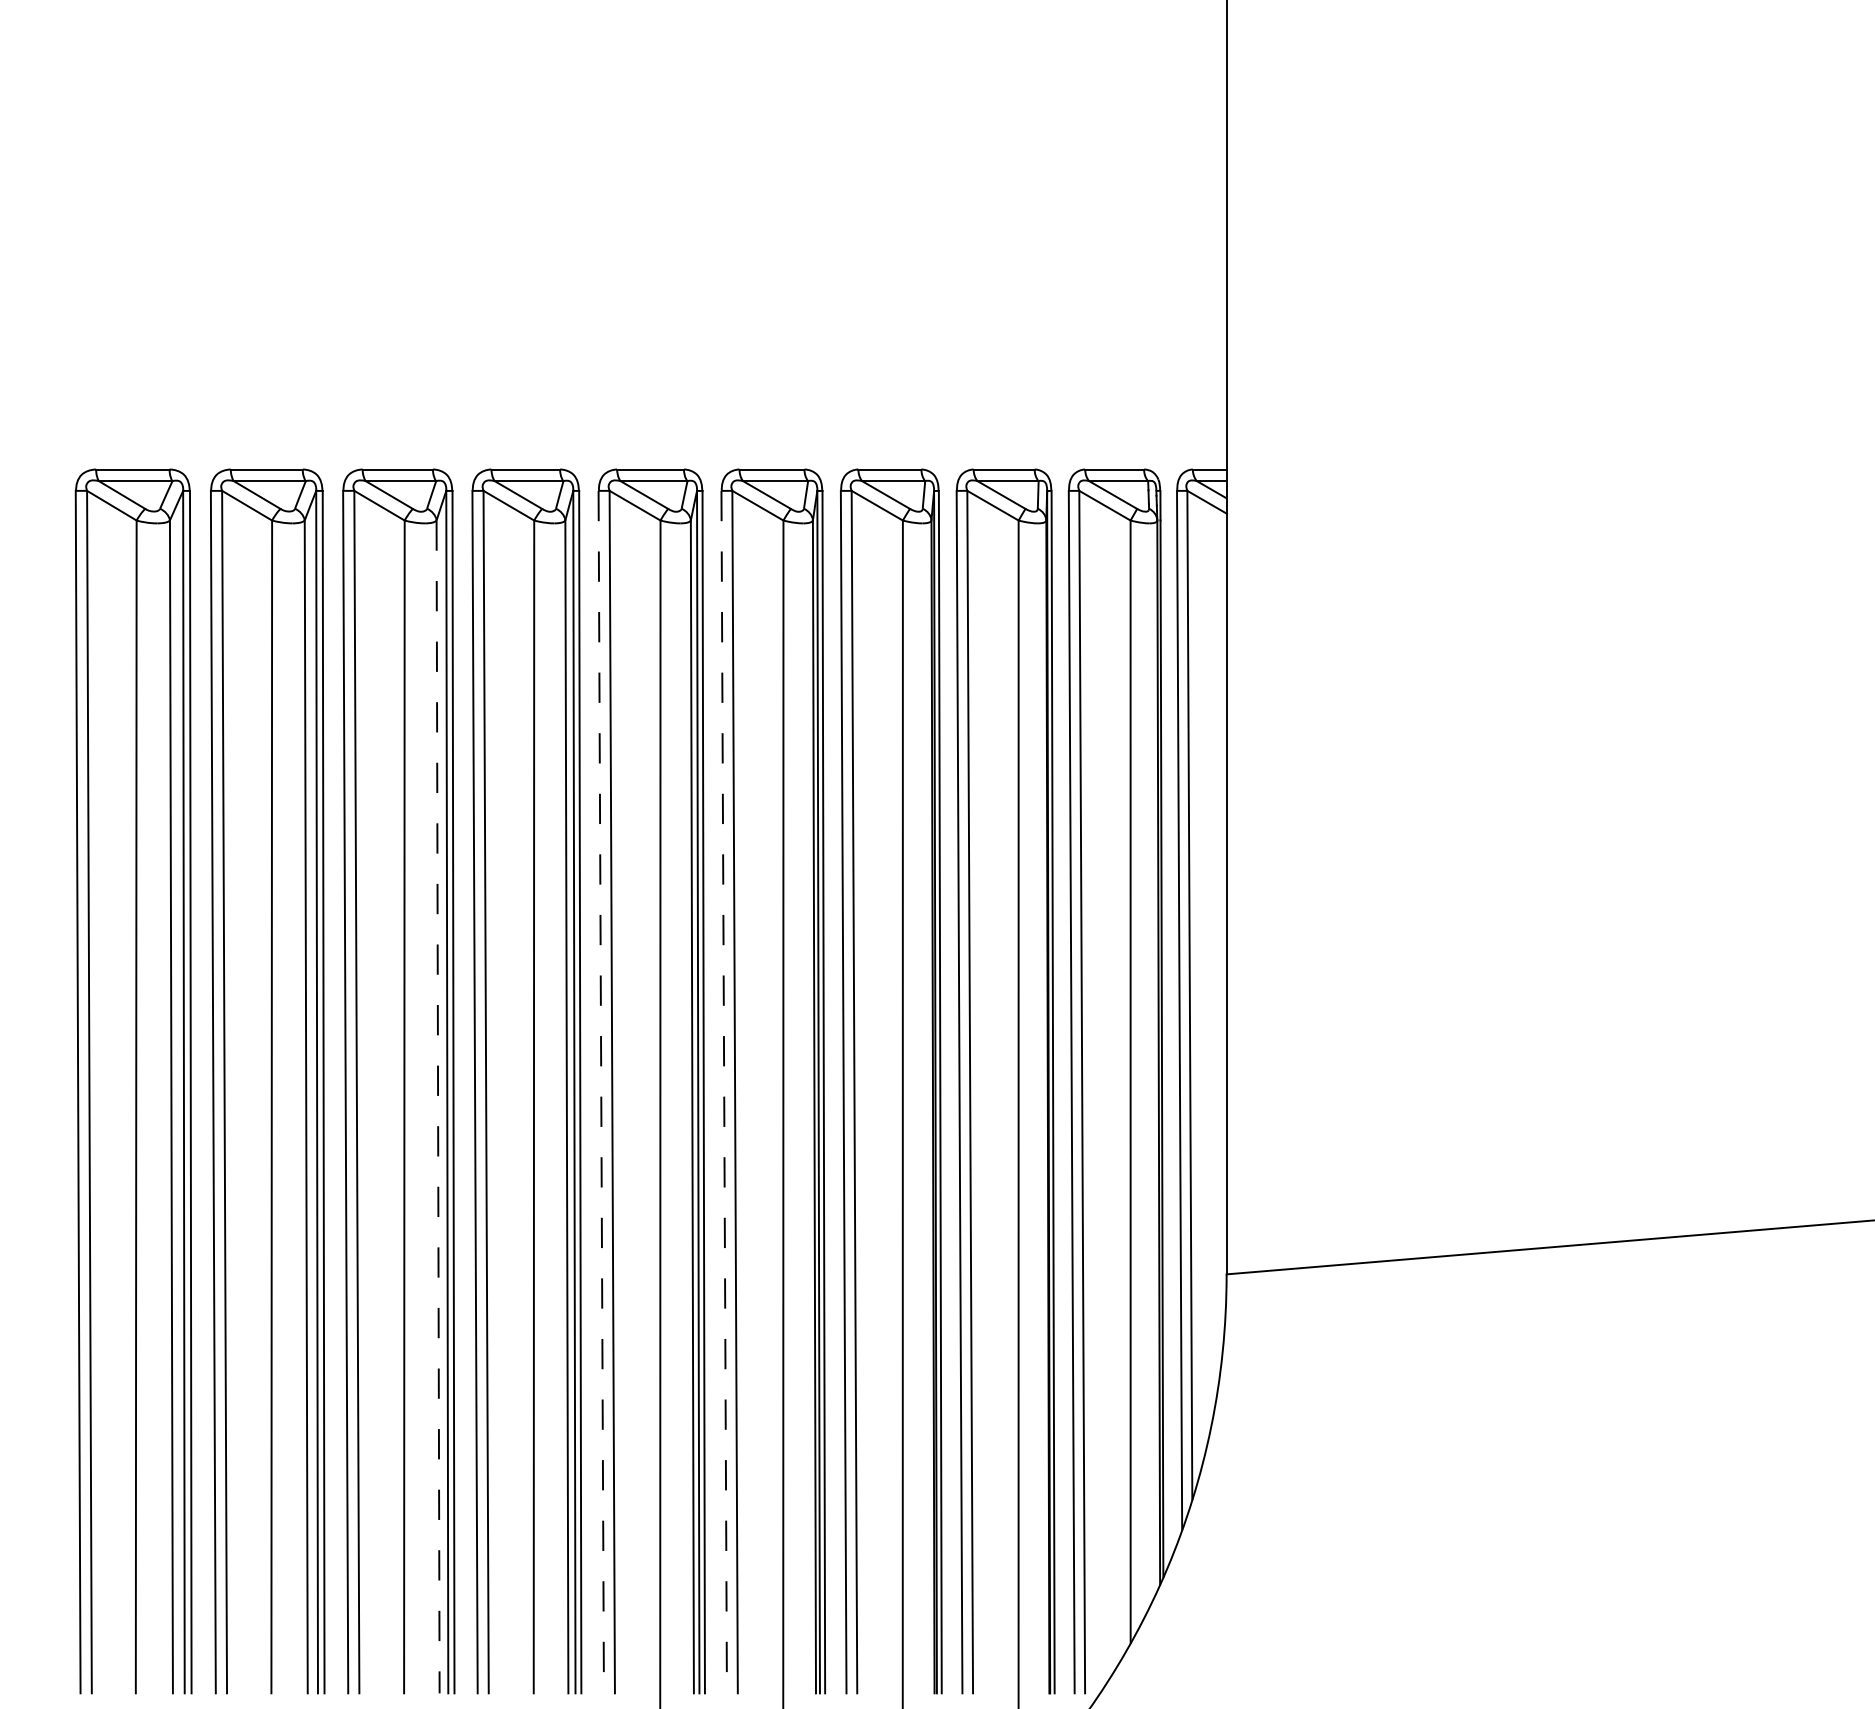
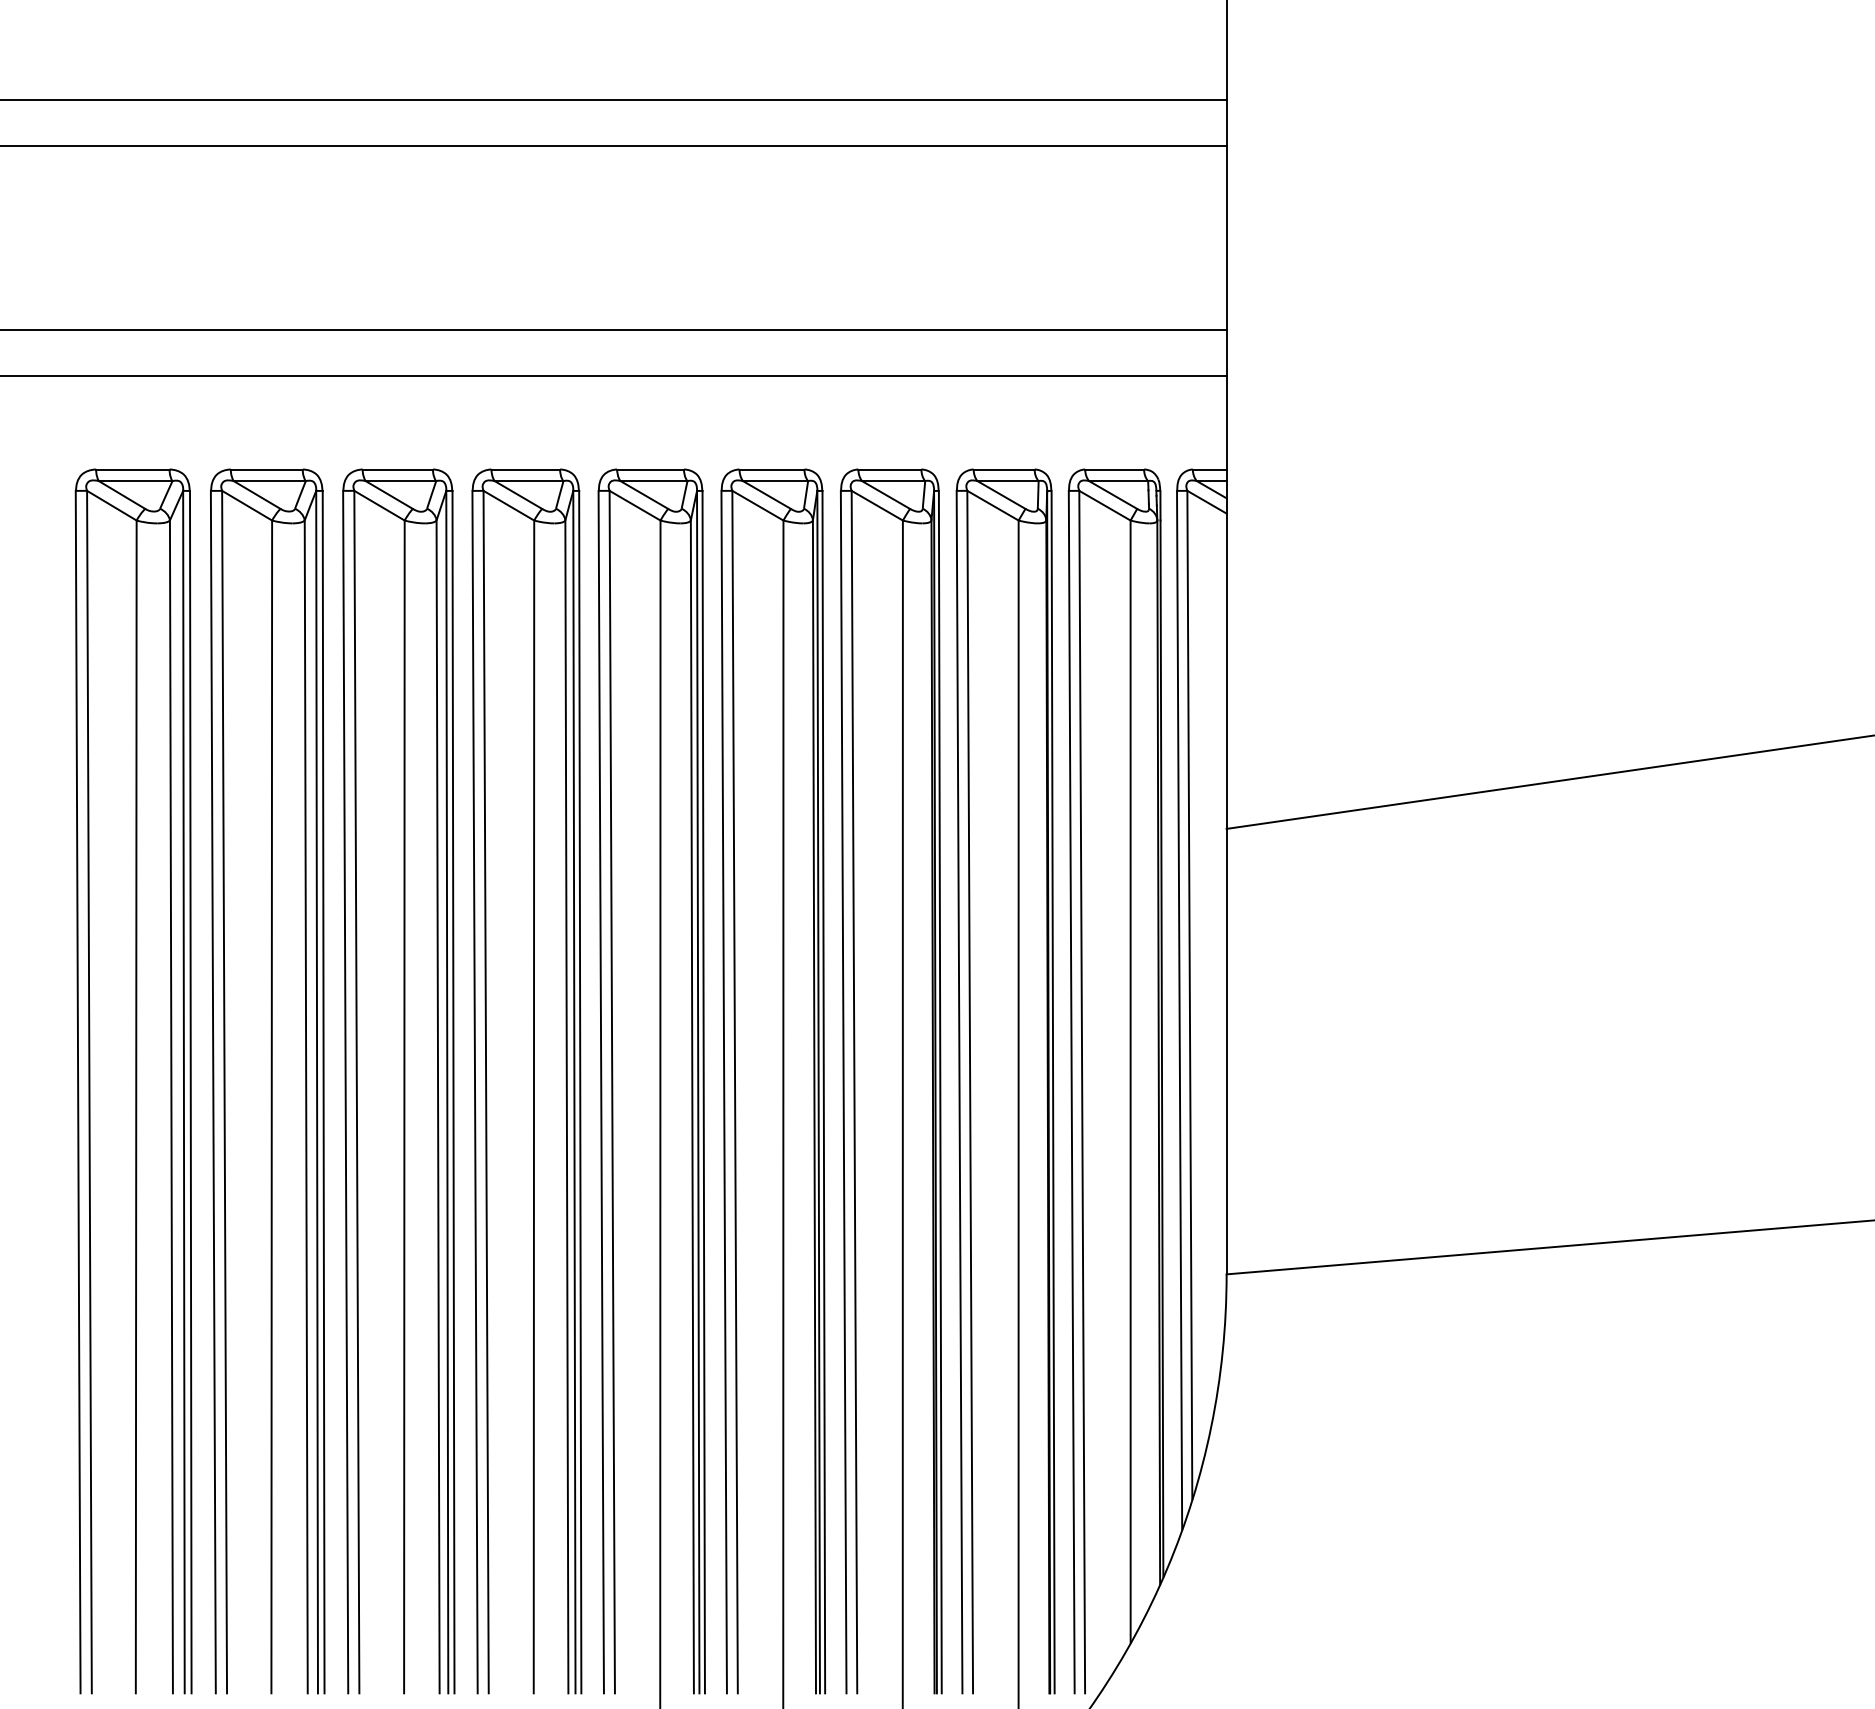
line: none -> present (614, 100)
line: none -> present (614, 145)
line: none -> present (614, 330)
line: none -> present (614, 375)
line: none -> present (1548, 781)
line: dashed -> solid (601, 1092)
line: dashed -> solid (724, 1092)
line: dashed -> solid (438, 1107)
